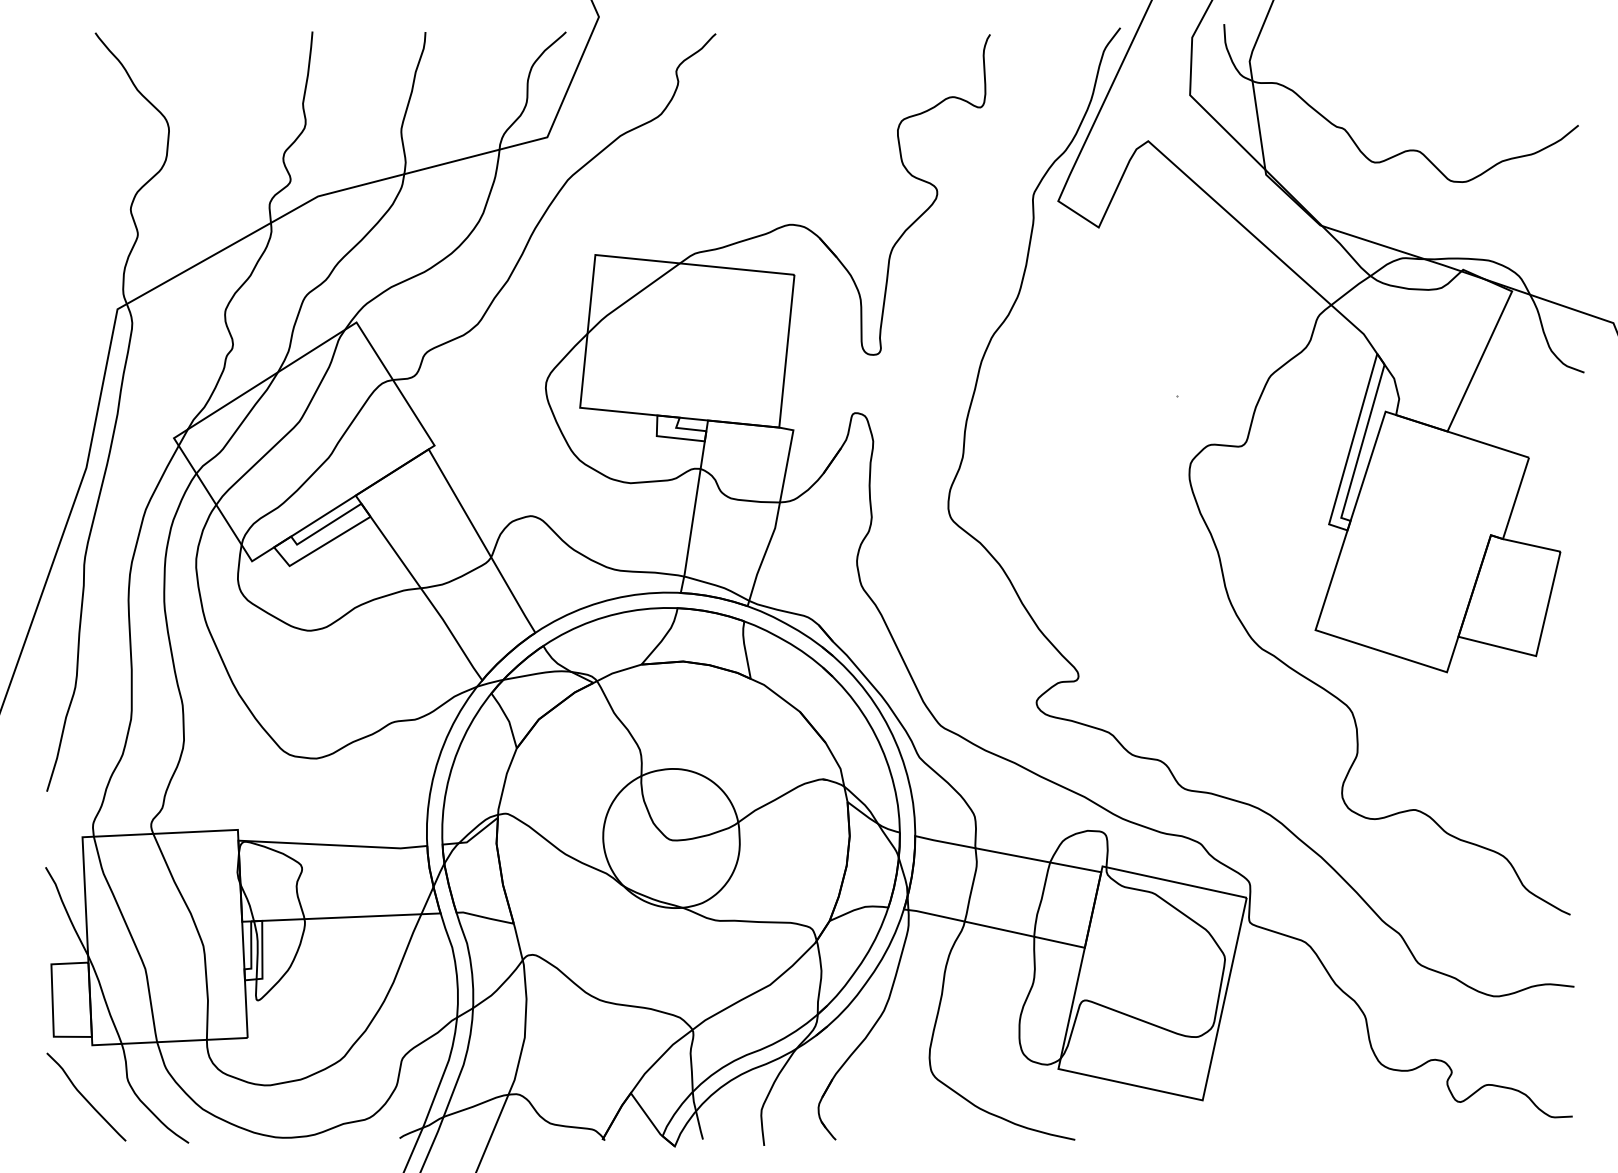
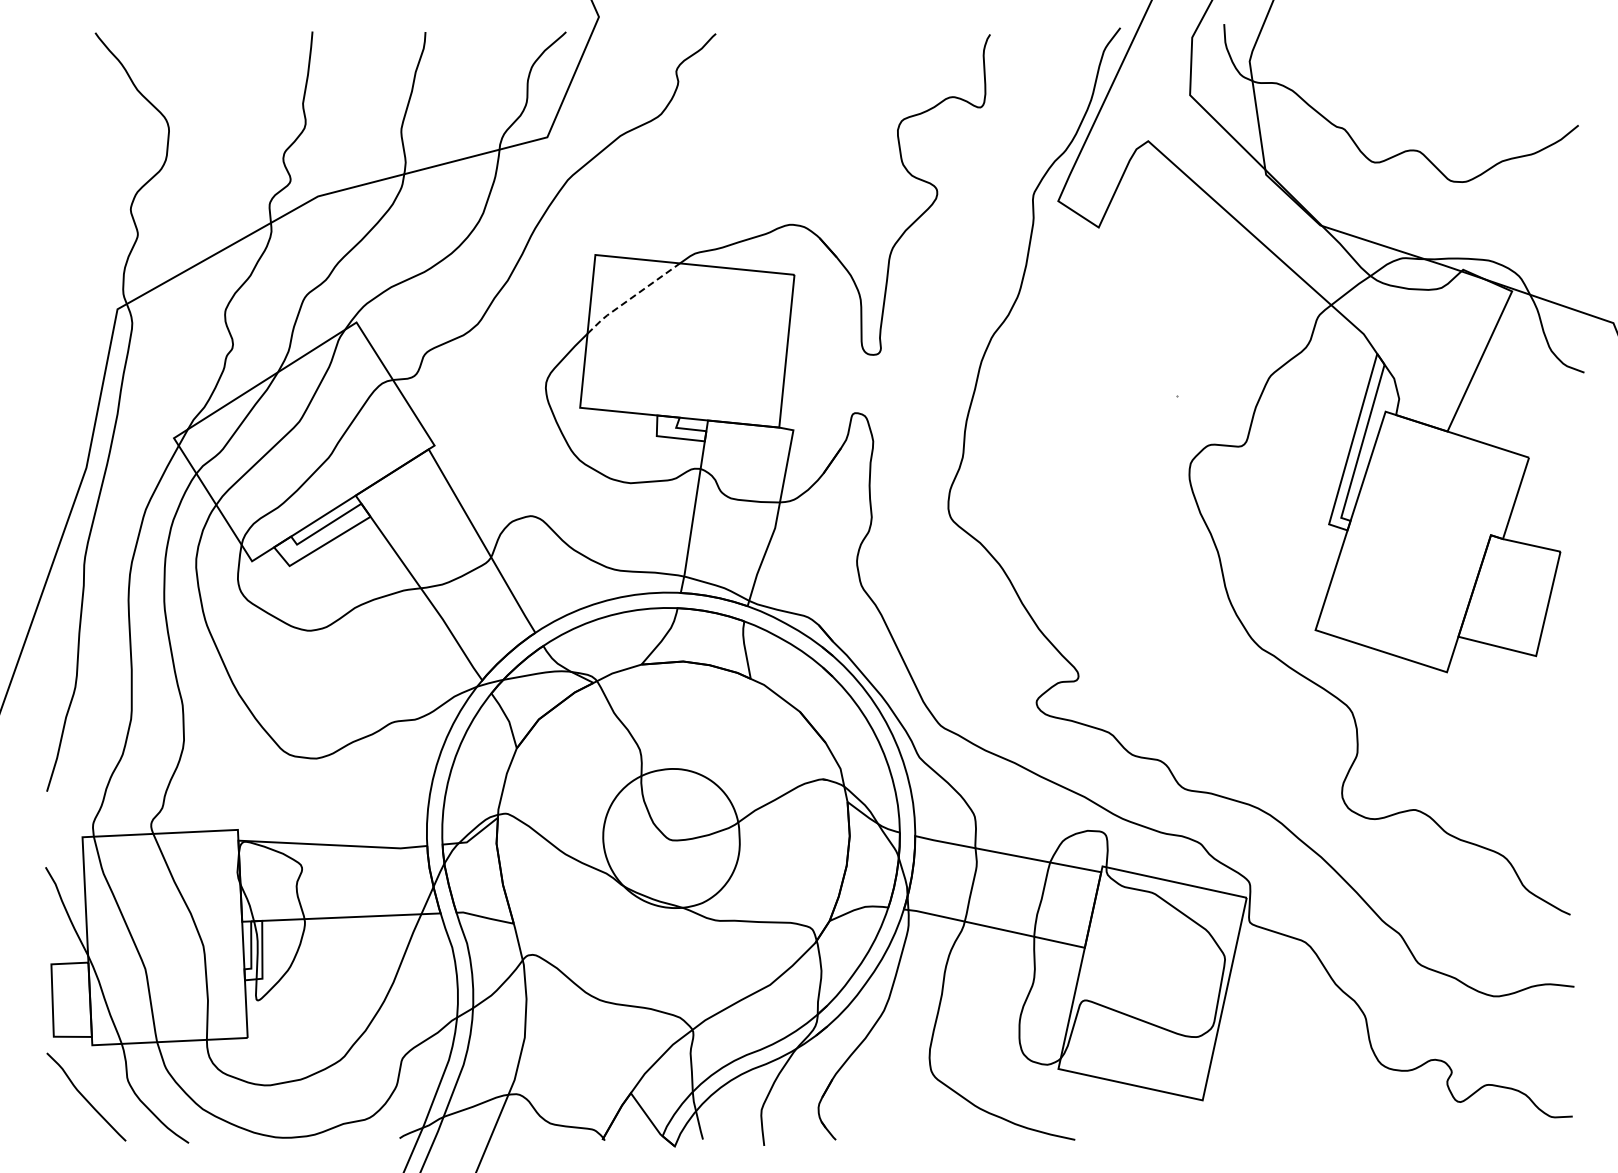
line: solid -> dashed (631, 298)
